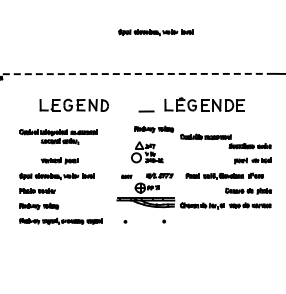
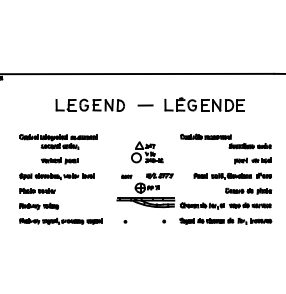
part: present -> none (155, 32)
line: dashed -> solid (136, 74)
part position: (73, 104) -> (89, 104) (89, 104)
line position: (146, 111) -> (145, 105) (145, 105)
part: present -> none (154, 129)
part position: (58, 136) -> (58, 141) (58, 141)
part position: (224, 175) -> (232, 175) (232, 175)
part: none -> present (225, 220)
